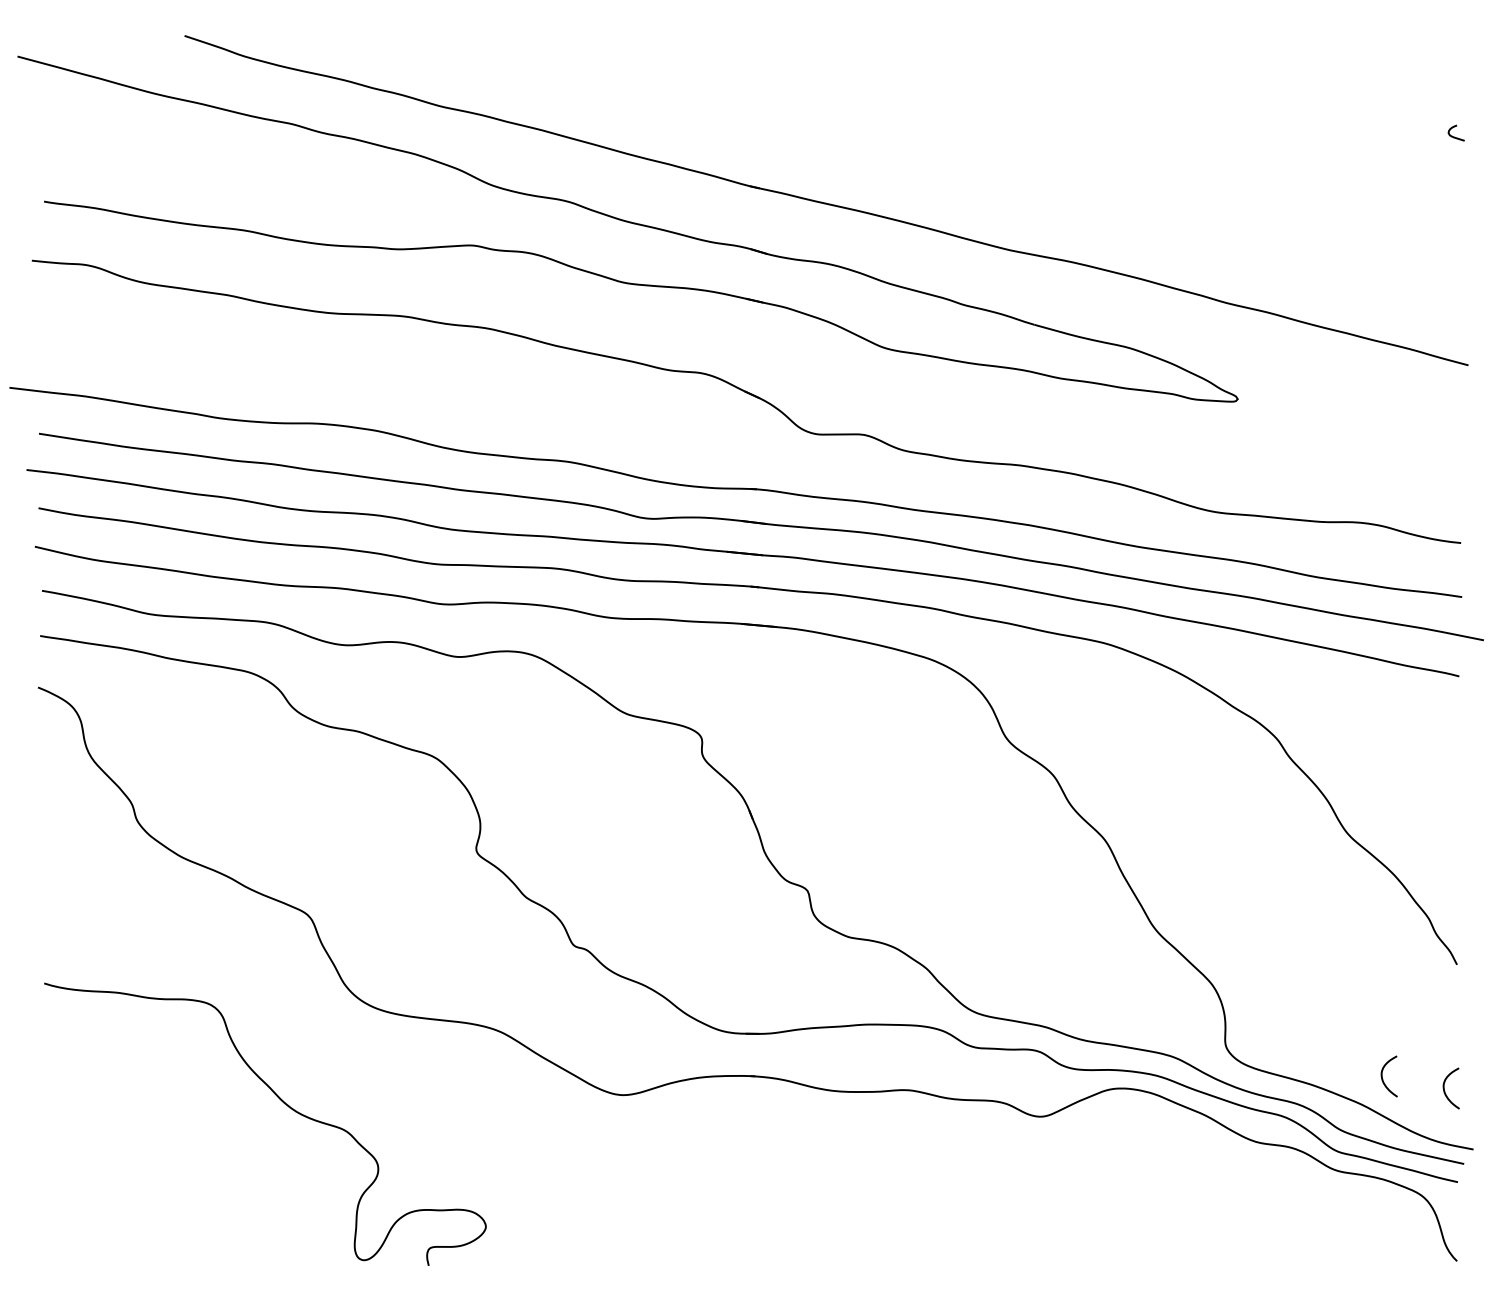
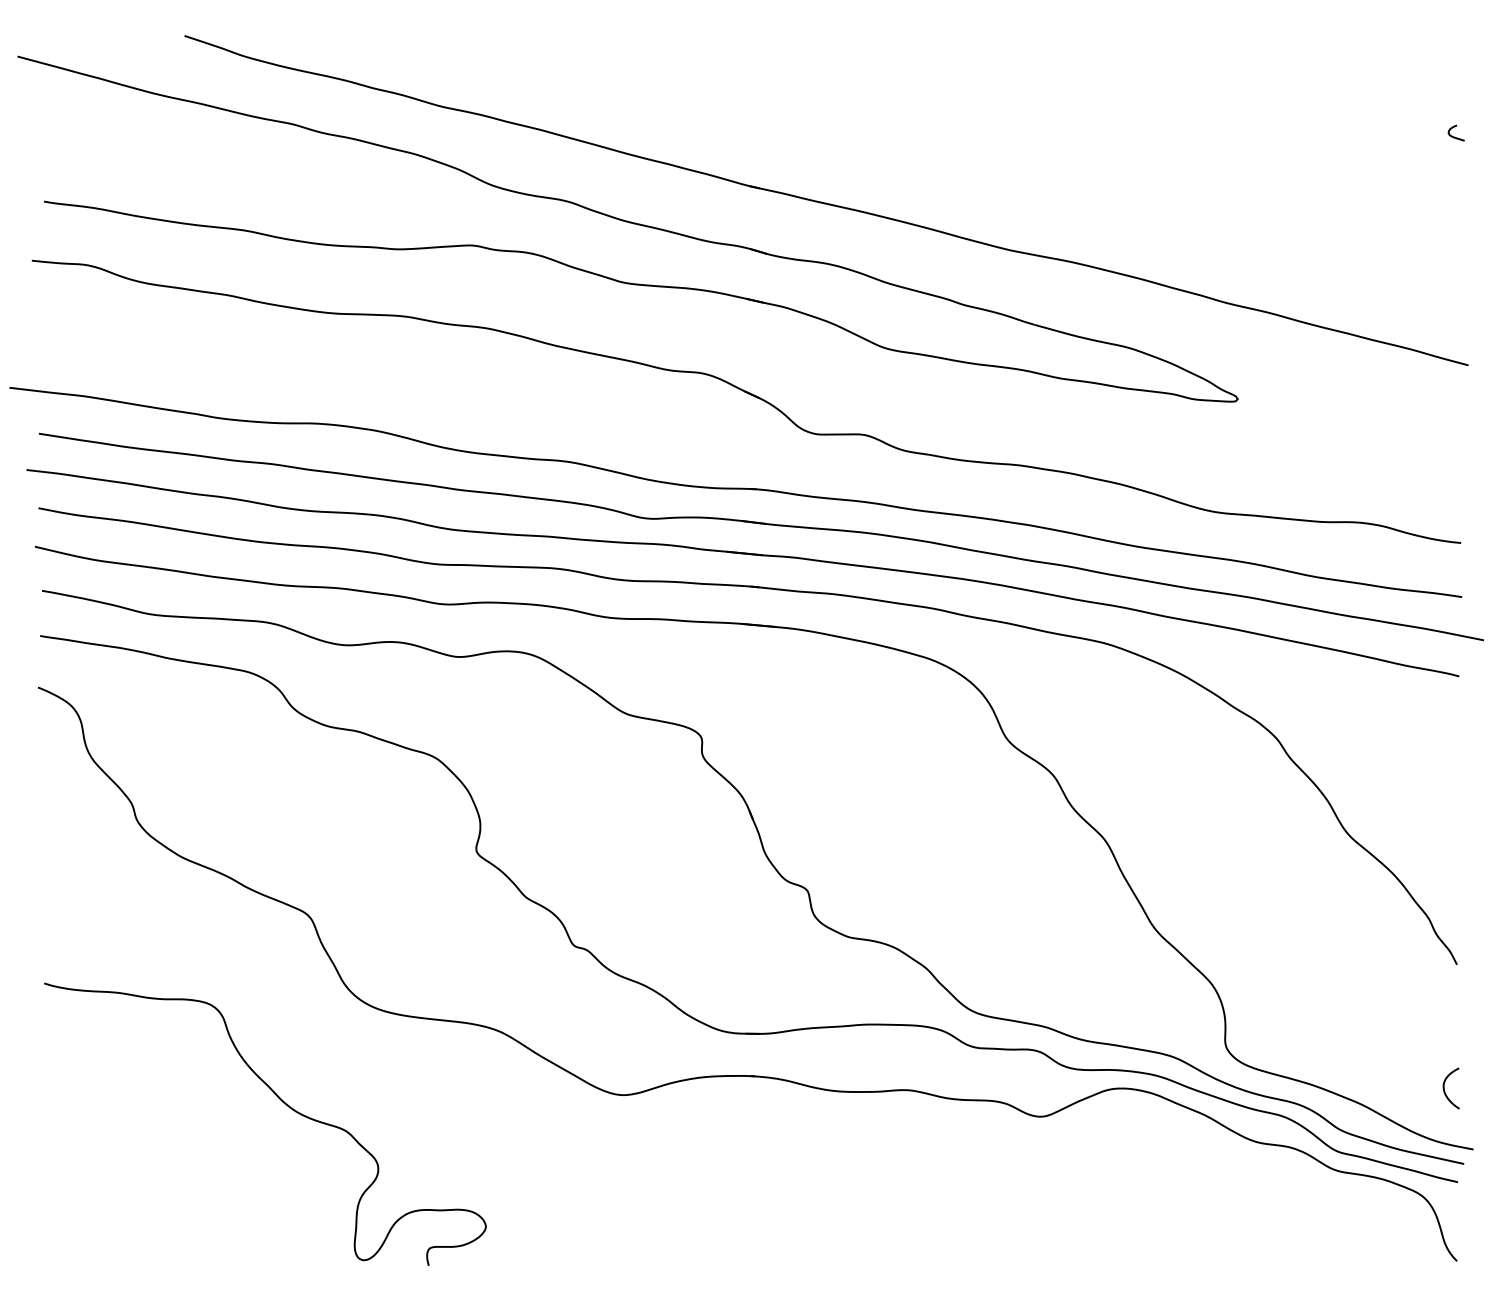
curve: present -> none (1383, 1079)
